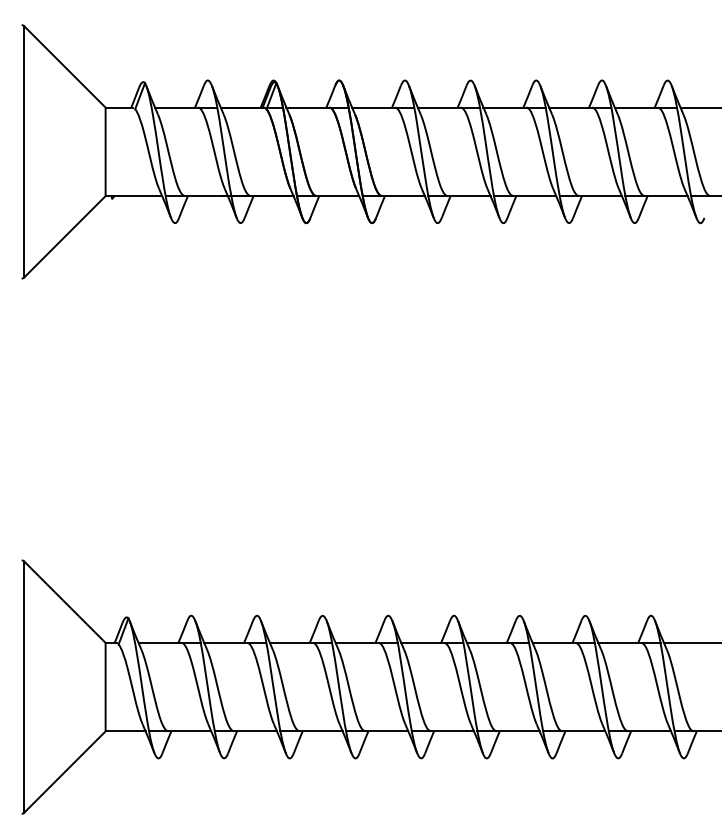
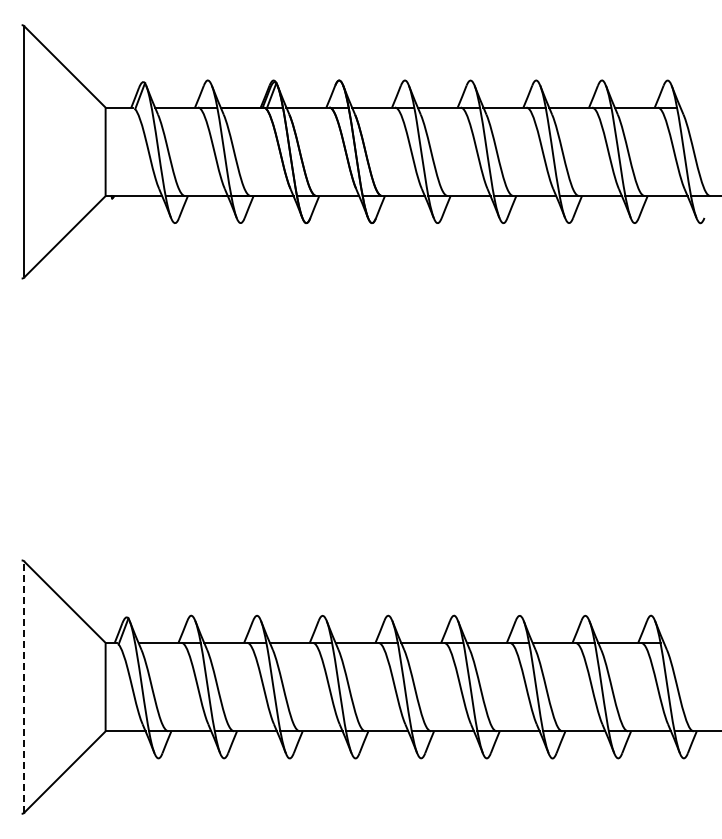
line: present -> none (699, 107)
line: present -> none (690, 642)
line: solid -> dashed (24, 687)
